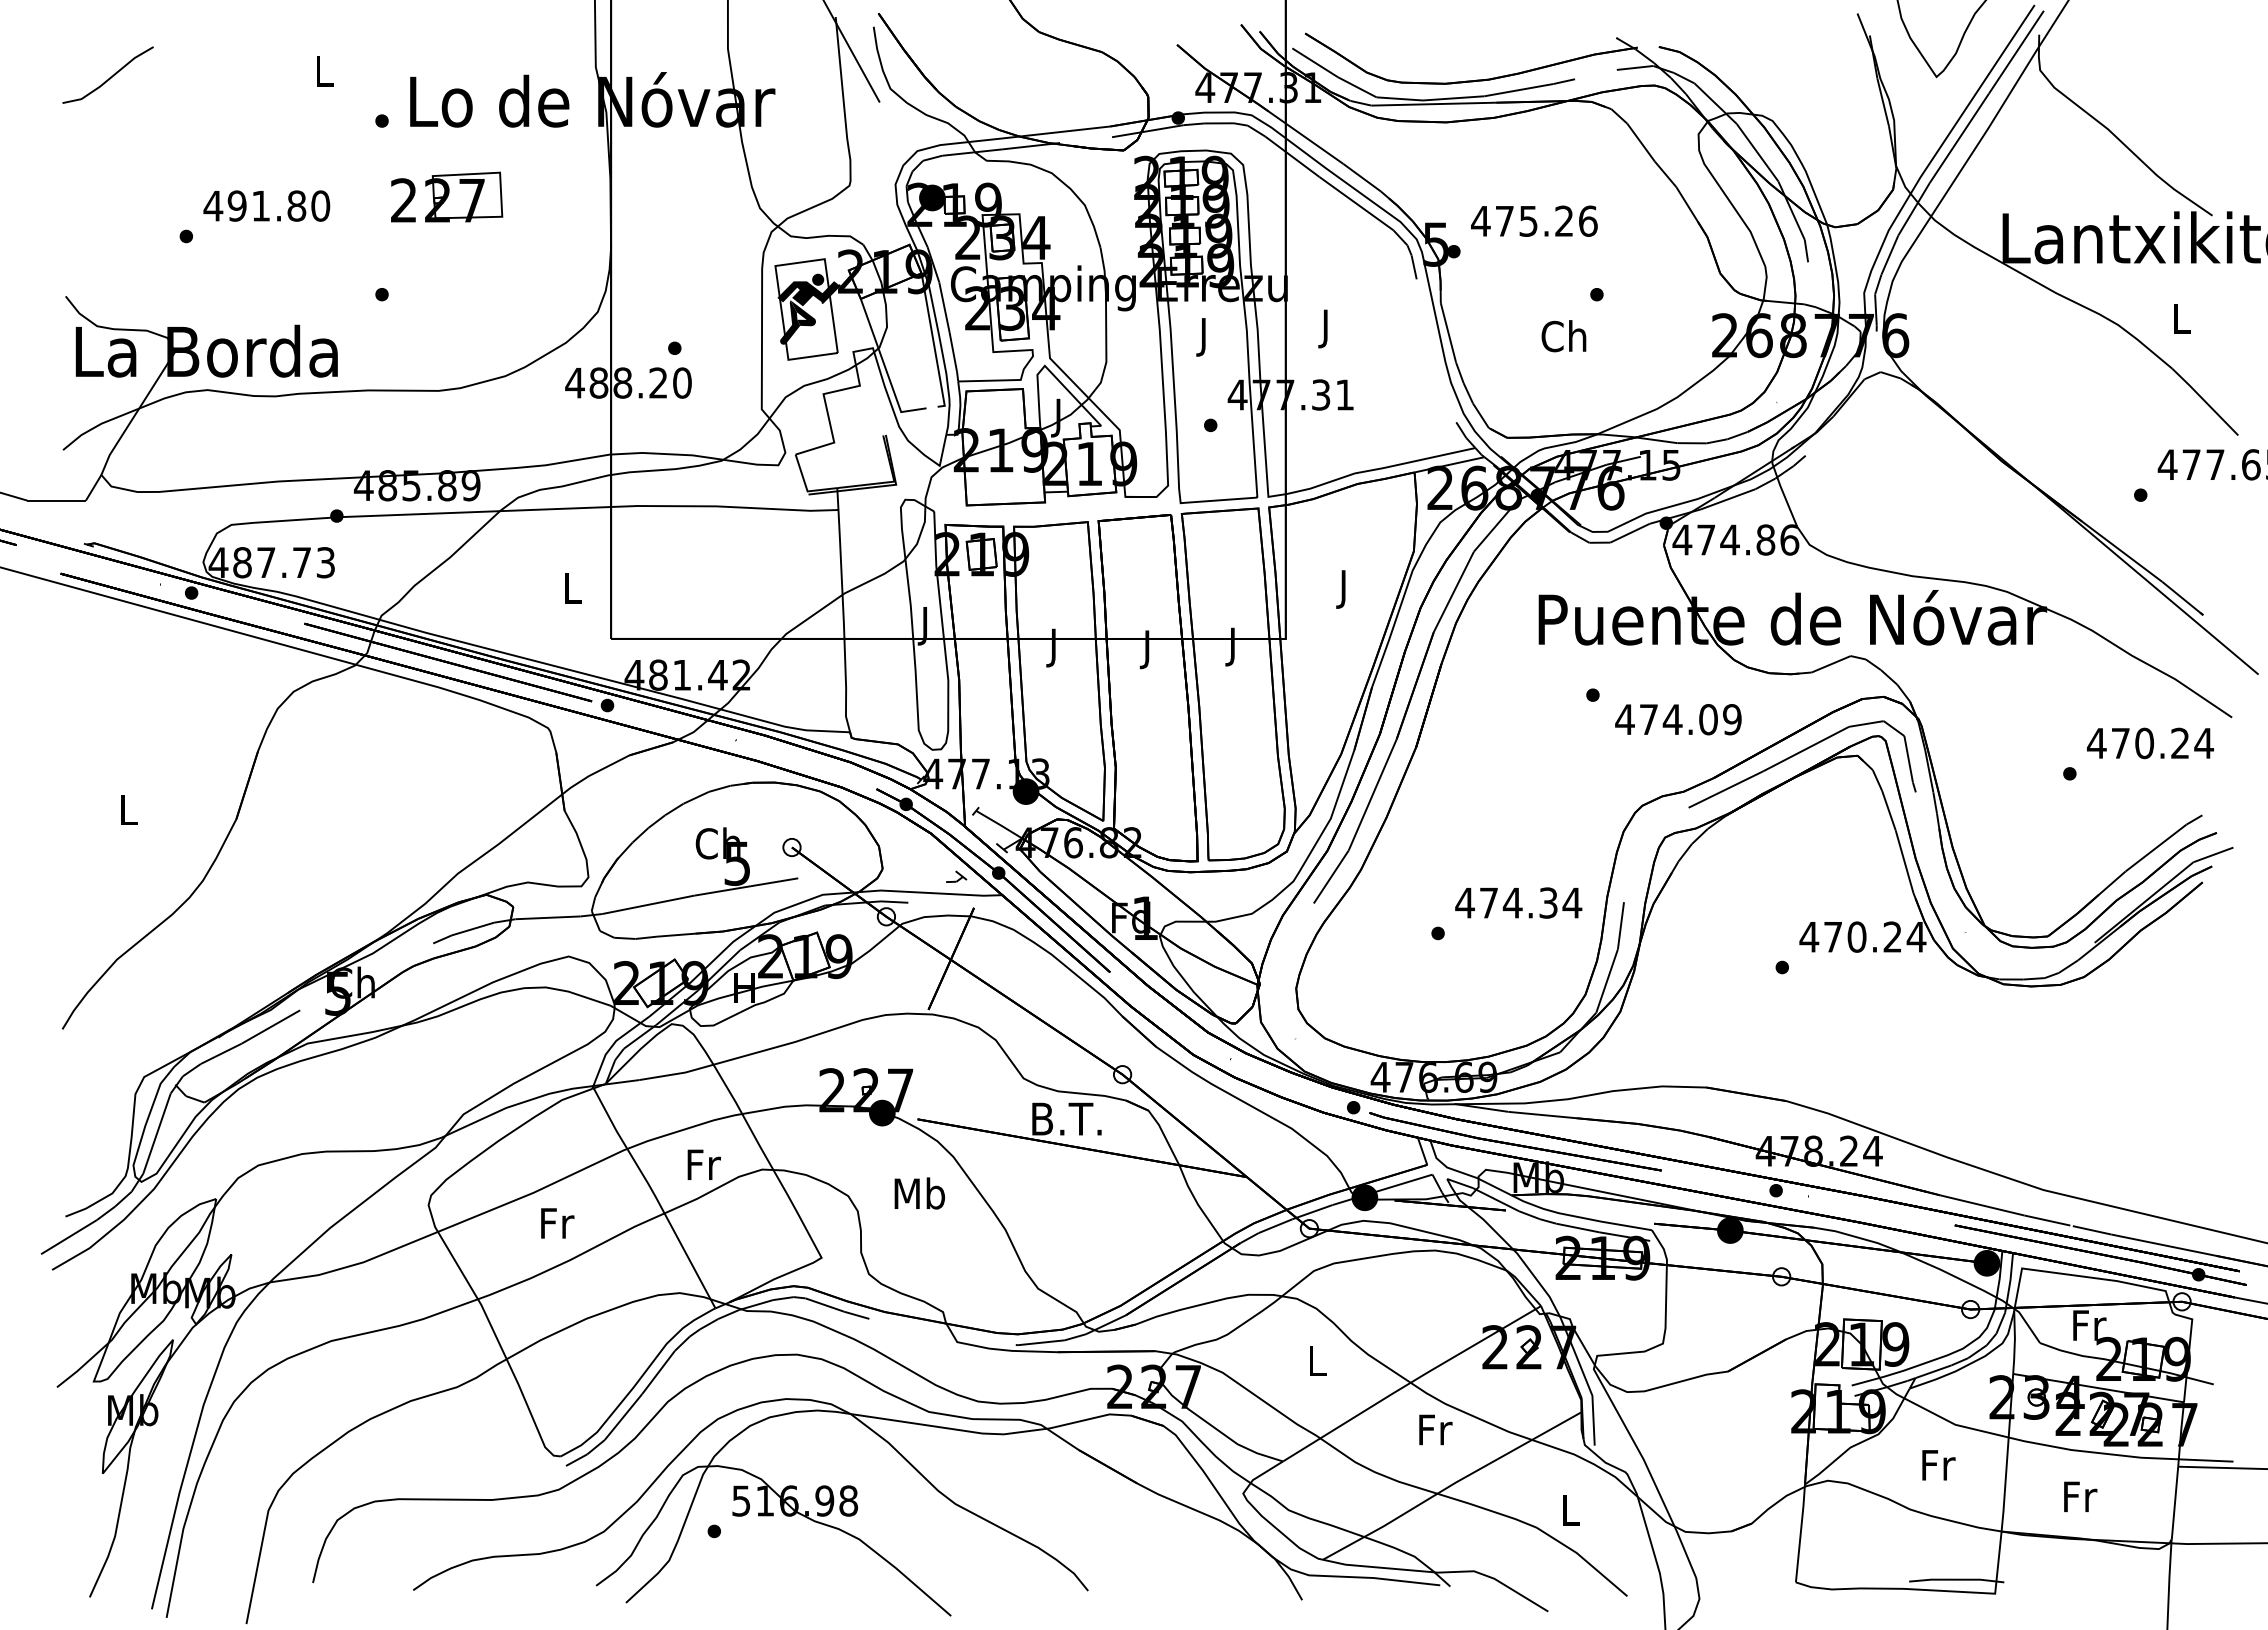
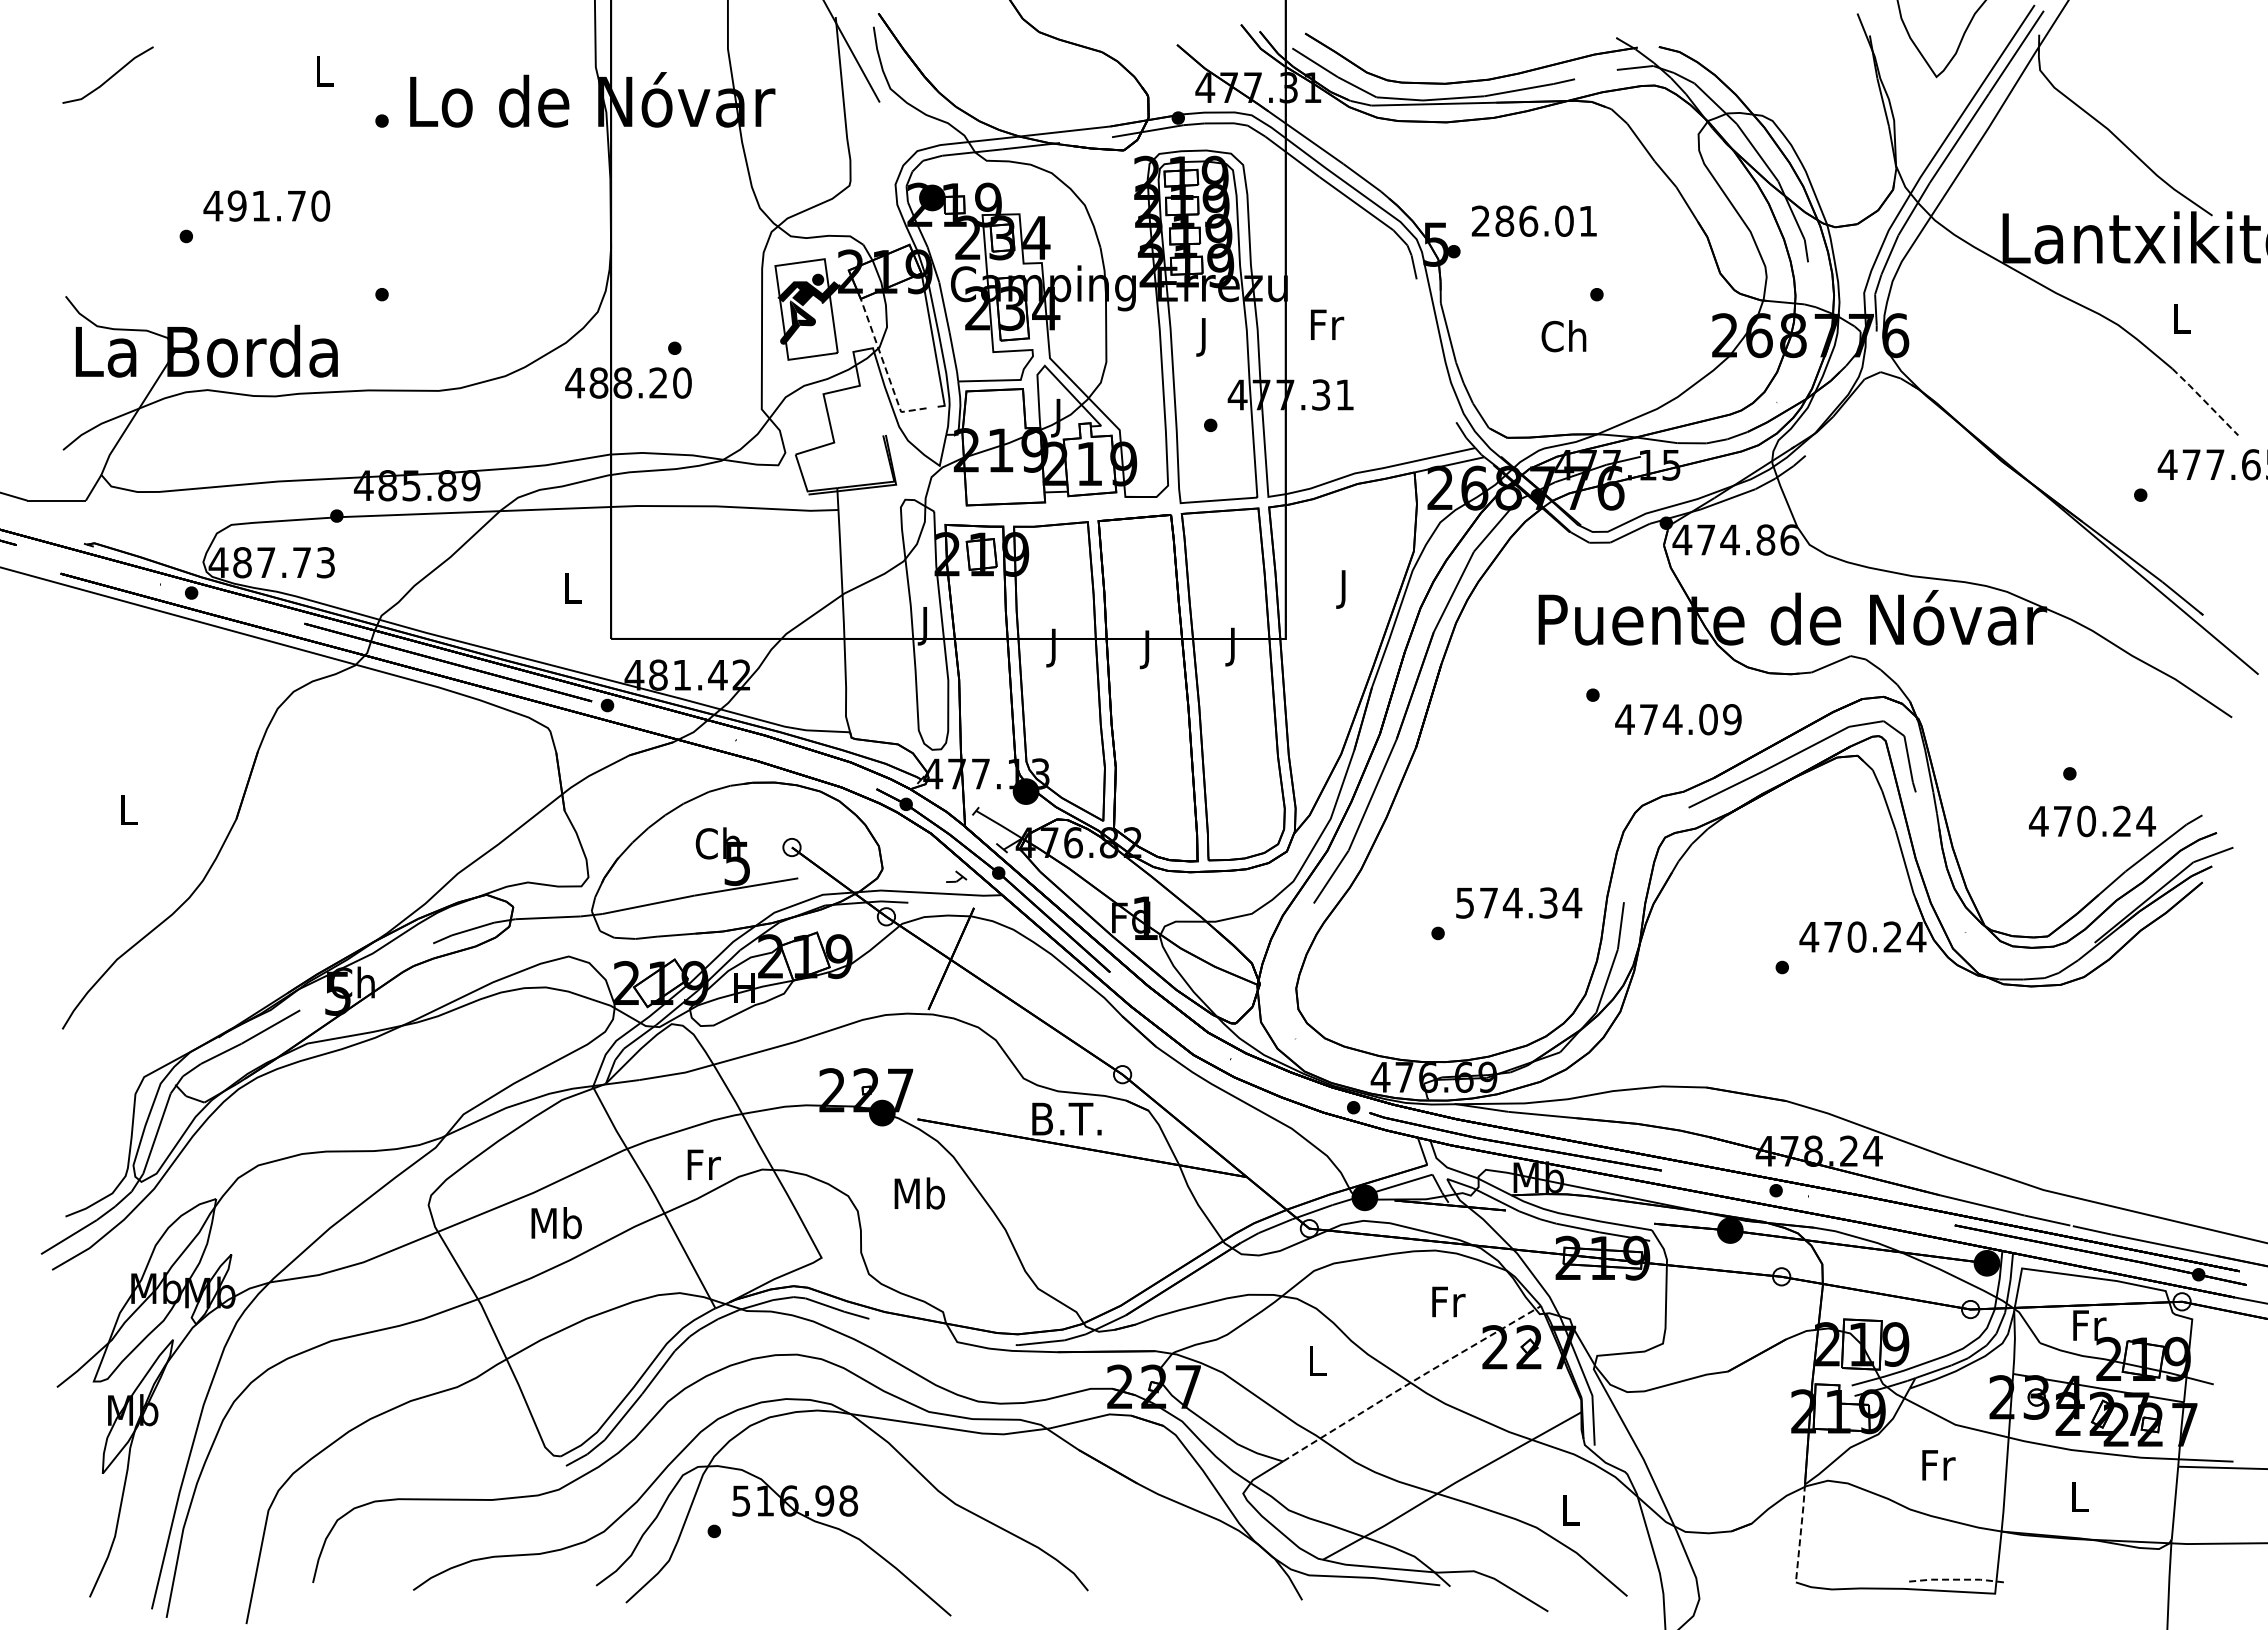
part: present -> none (447, 196)
text: 491.80 -> 491.70 (296, 205)
text: 475.26 -> 286.01 (1534, 220)
text: J -> Fr (1327, 328)
line: solid -> dashed (885, 368)
line: solid -> dashed (2205, 401)
text position: (2150, 743) -> (2092, 821) (2092, 821)
text: 474.34 -> 574.34 (1464, 902)
text: Fr -> Mb (556, 1223)
line: solid -> dashed (1411, 1382)
text position: (1435, 1429) -> (1448, 1301) (1448, 1301)
text: Fr -> L (2080, 1496)
line: solid -> dashed (1800, 1532)
line: solid -> dashed (1956, 1579)
